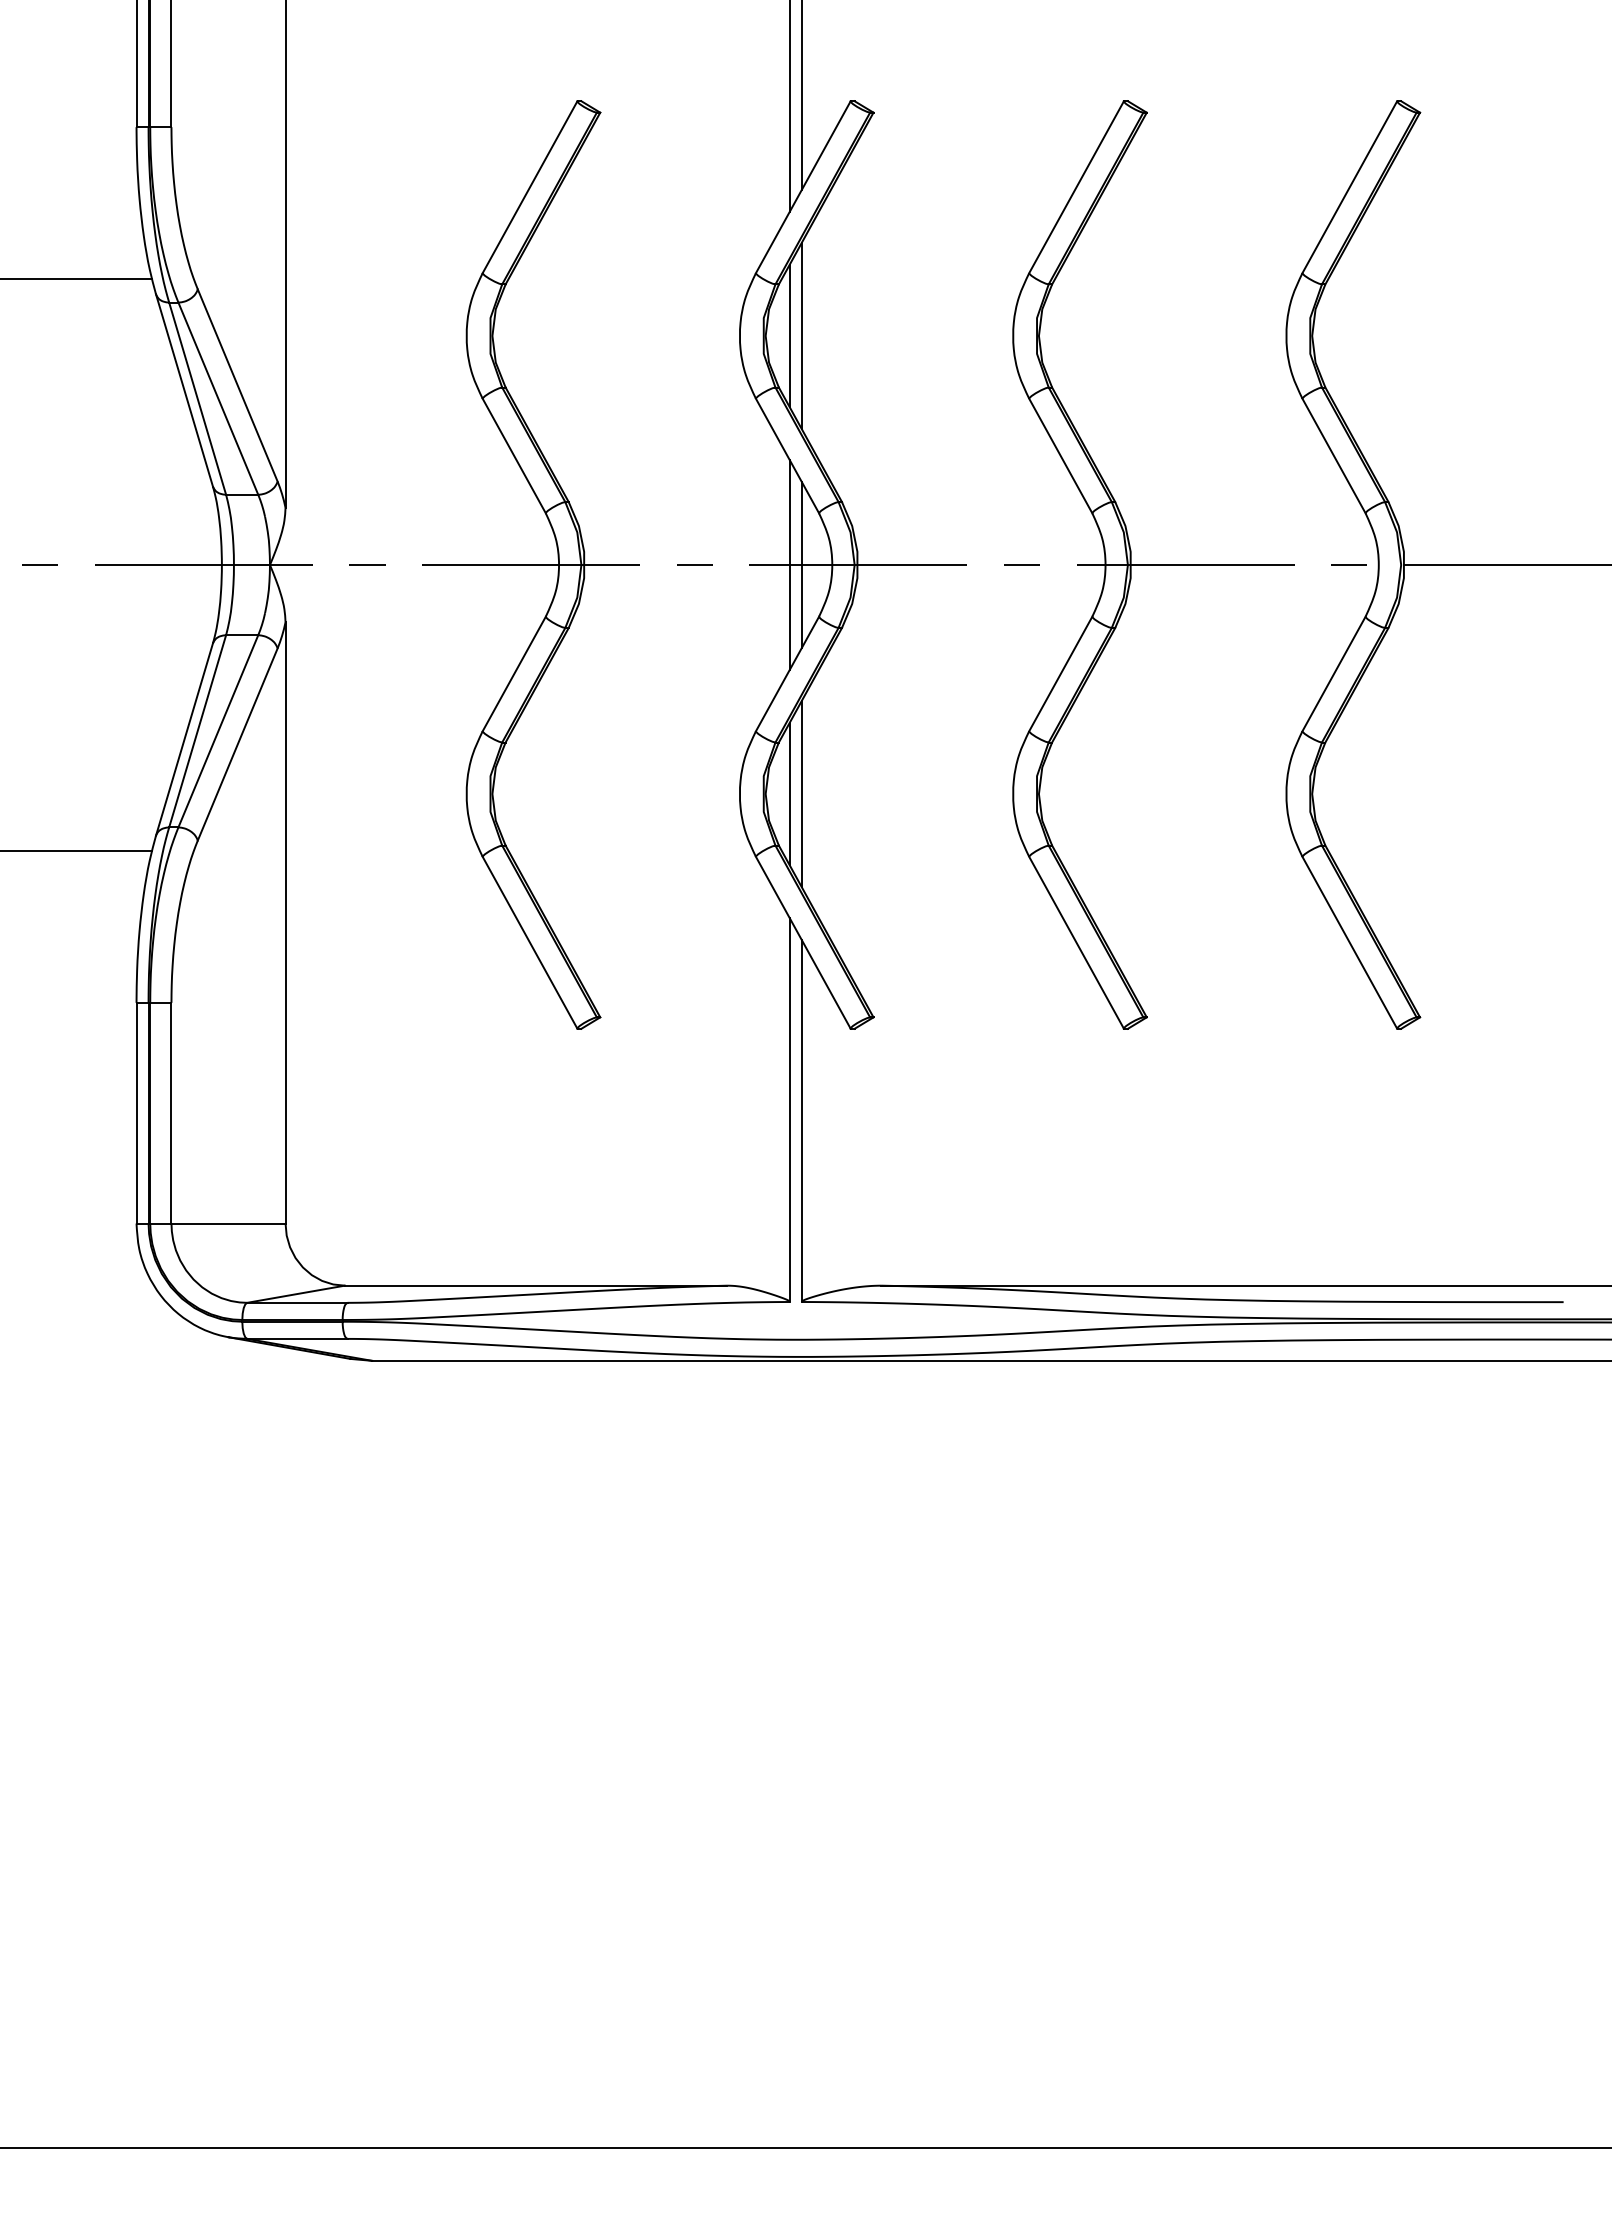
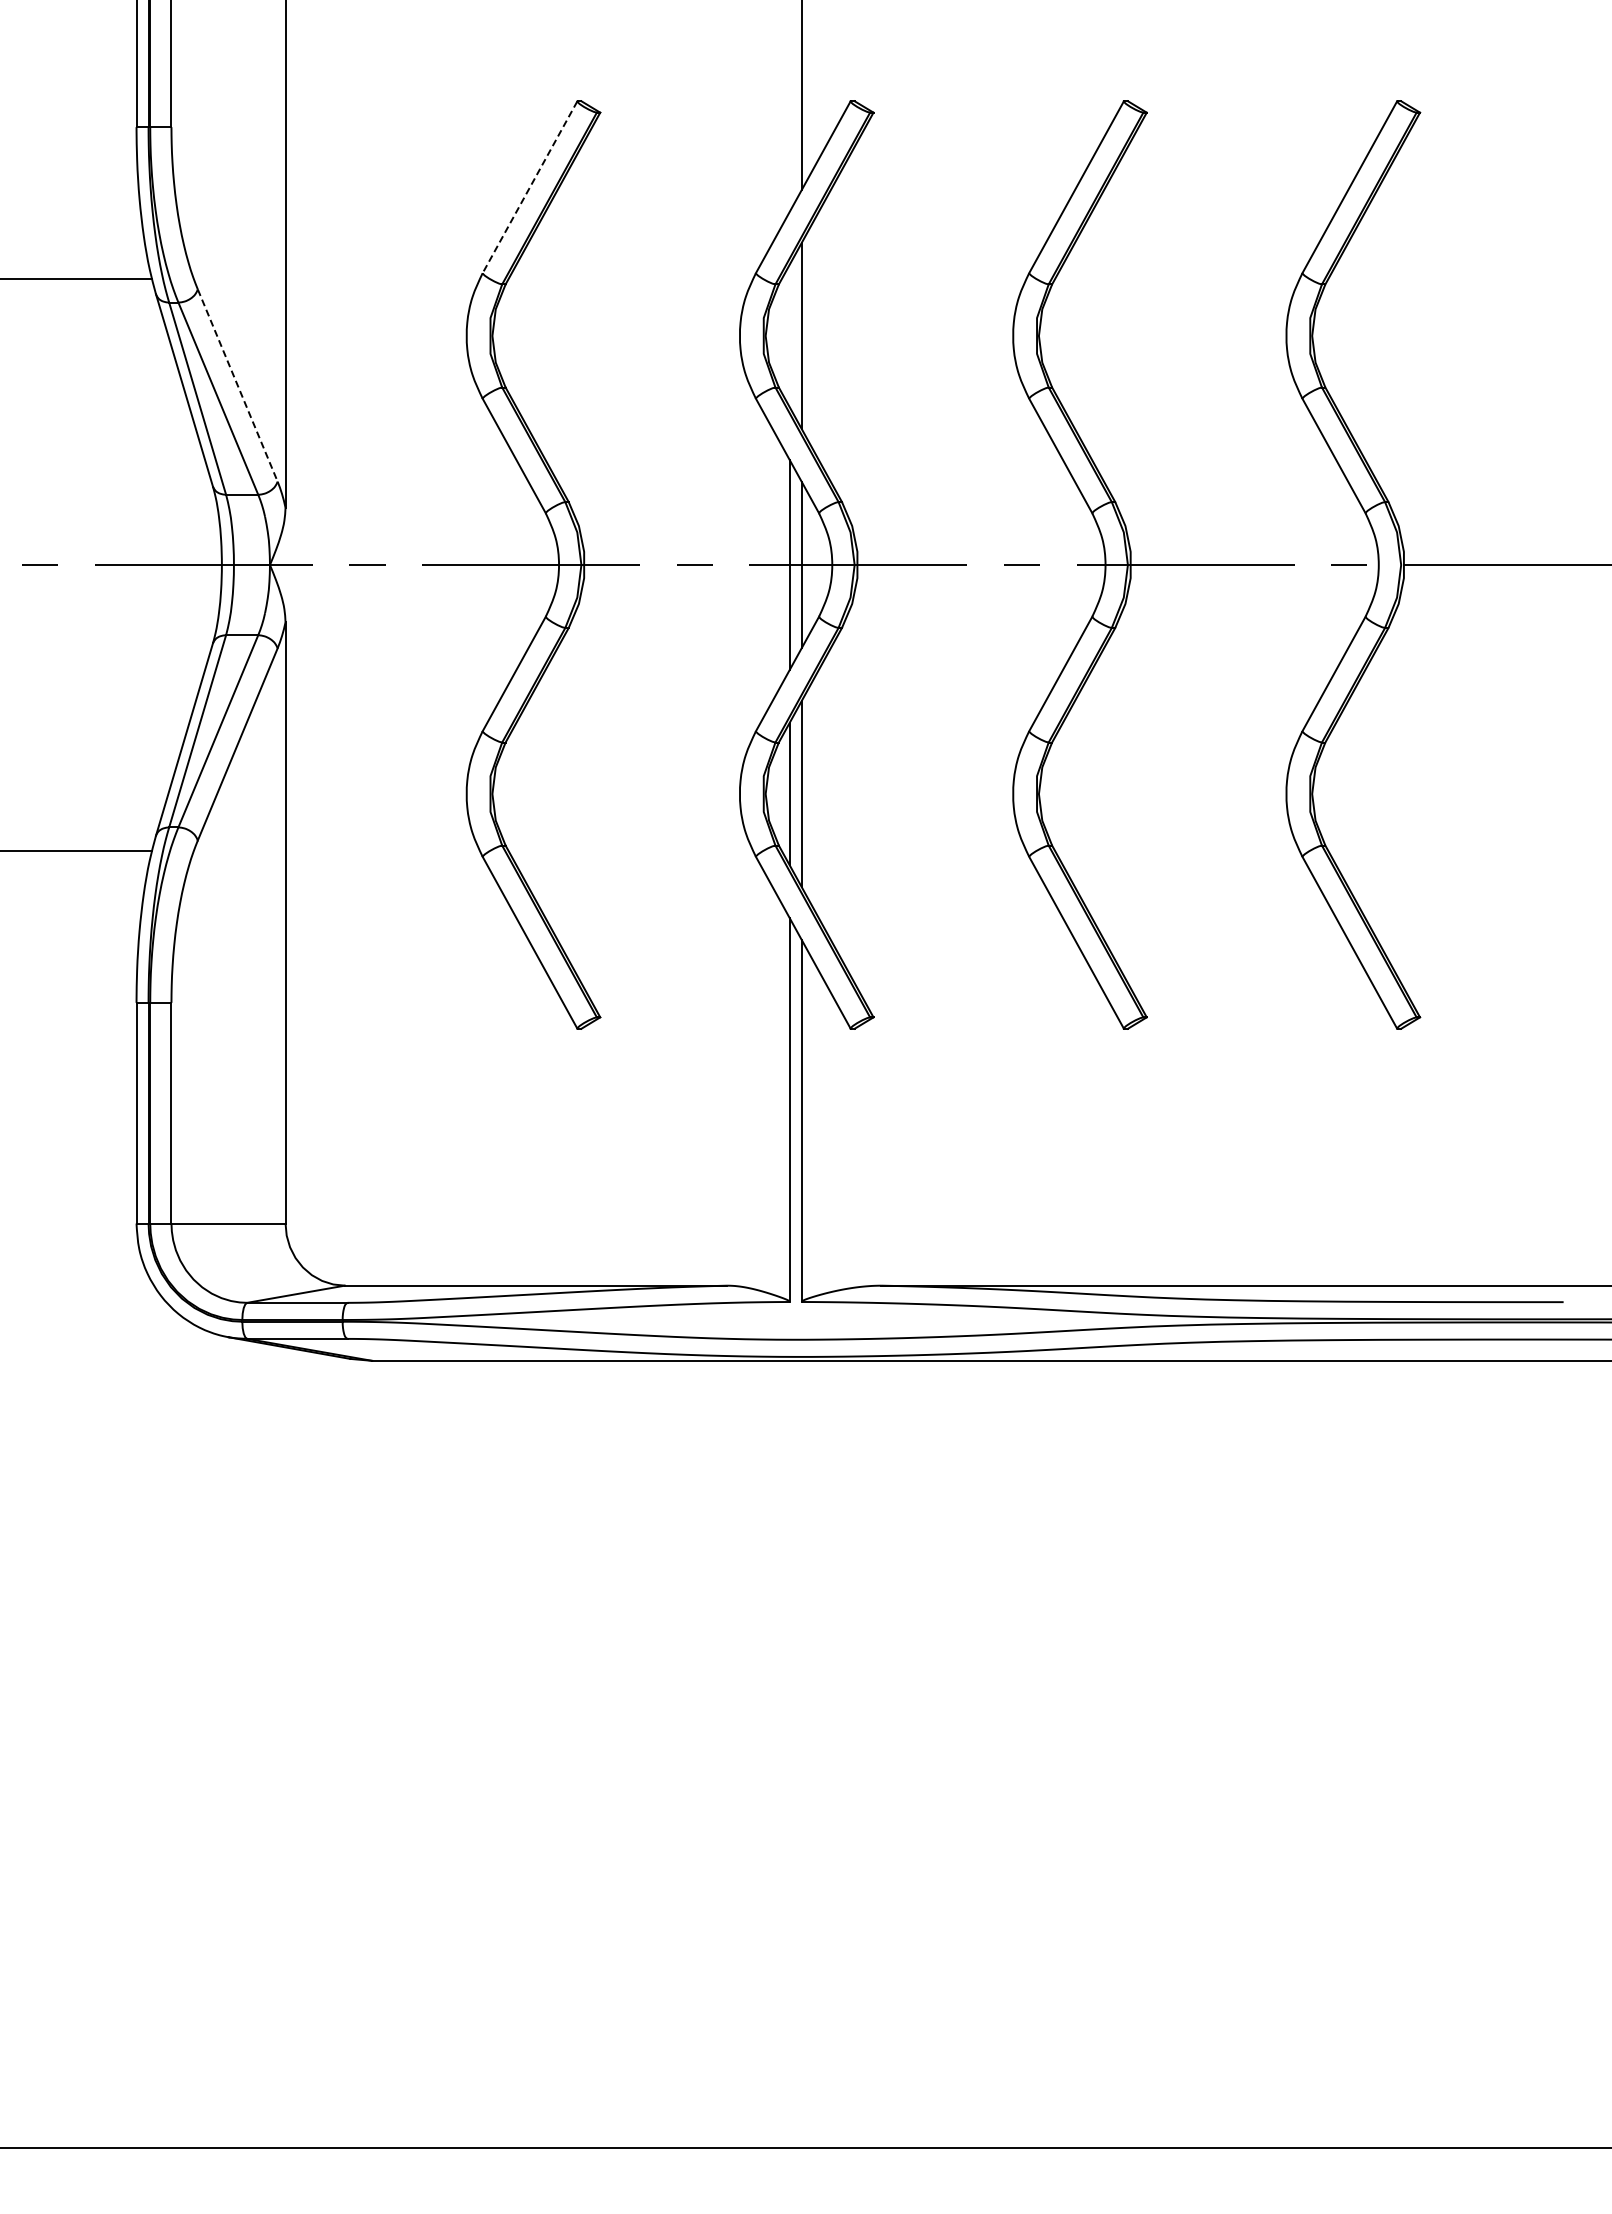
line: present -> none (789, 106)
line: solid -> dashed (529, 187)
line: present -> none (789, 335)
line: solid -> dashed (237, 386)
